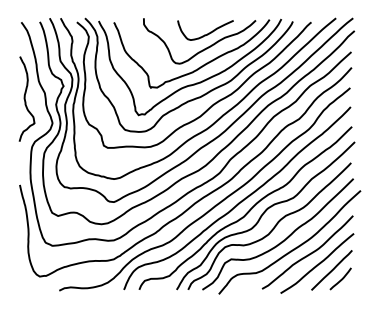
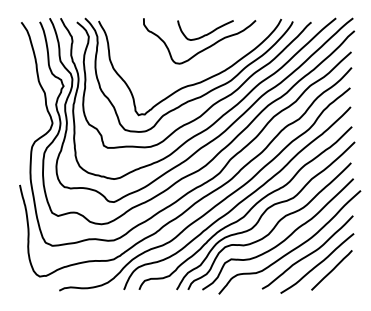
curve: present -> none (201, 65)
curve: present -> none (25, 98)
curve: present -> none (341, 278)
